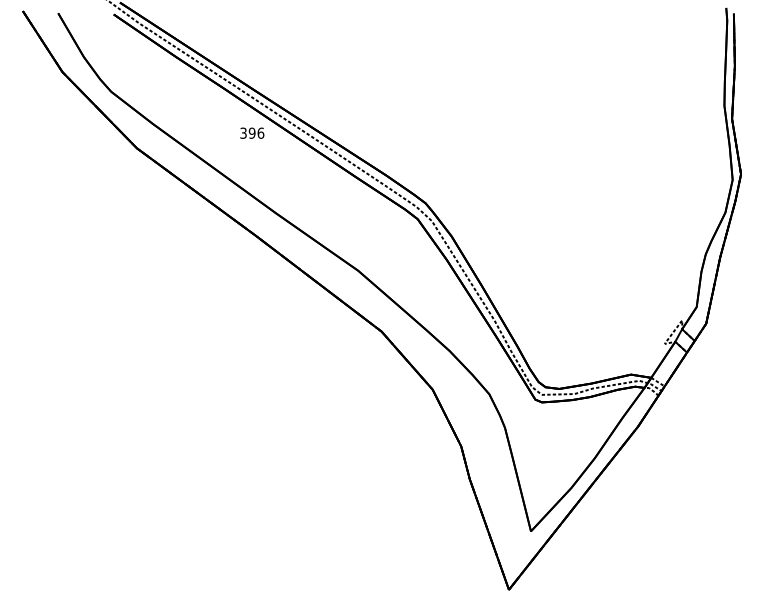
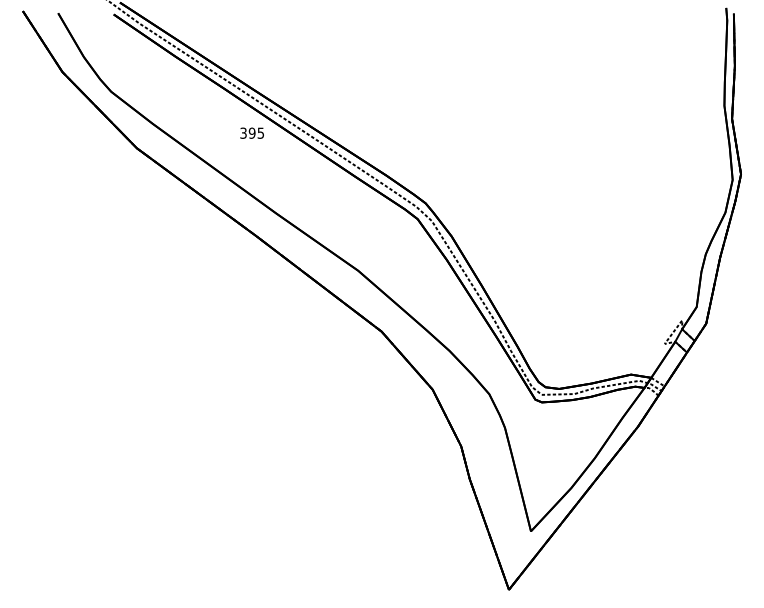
text: 396 -> 395 (260, 132)
